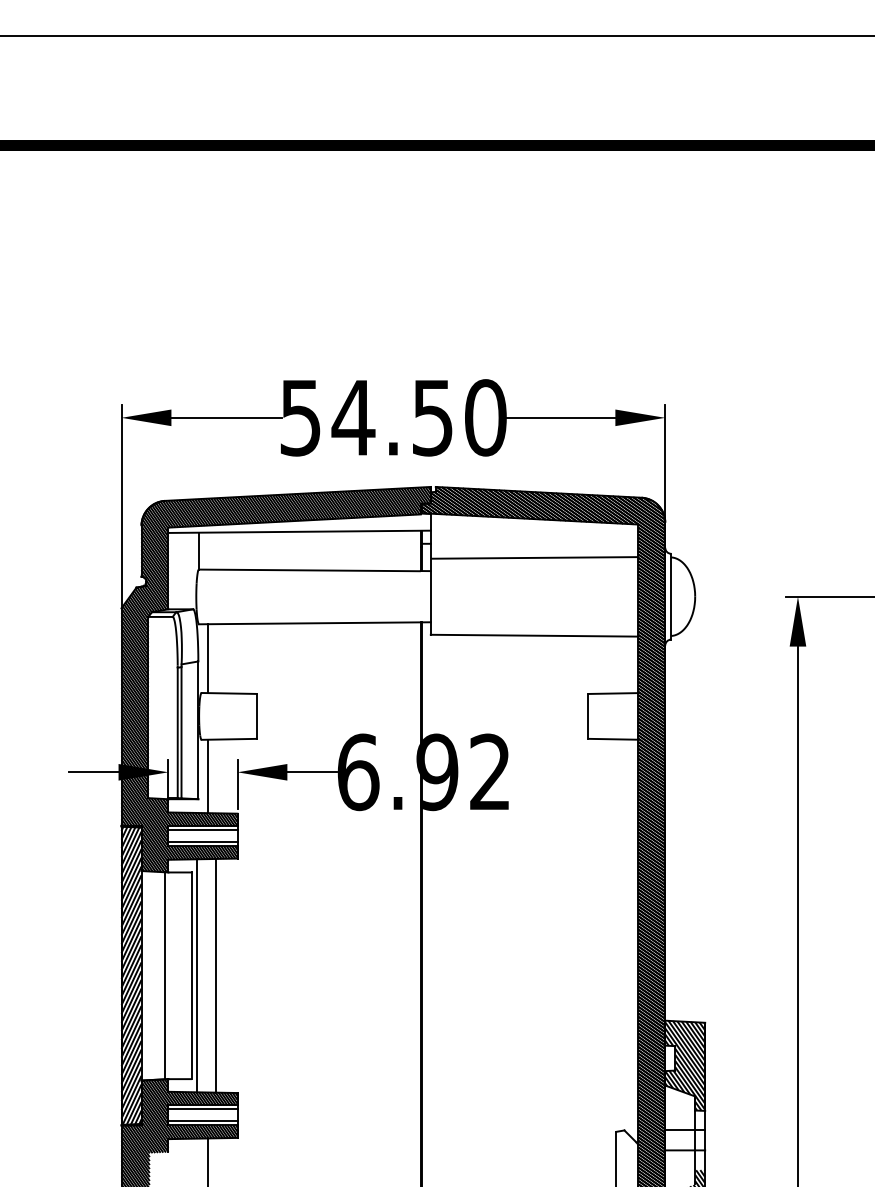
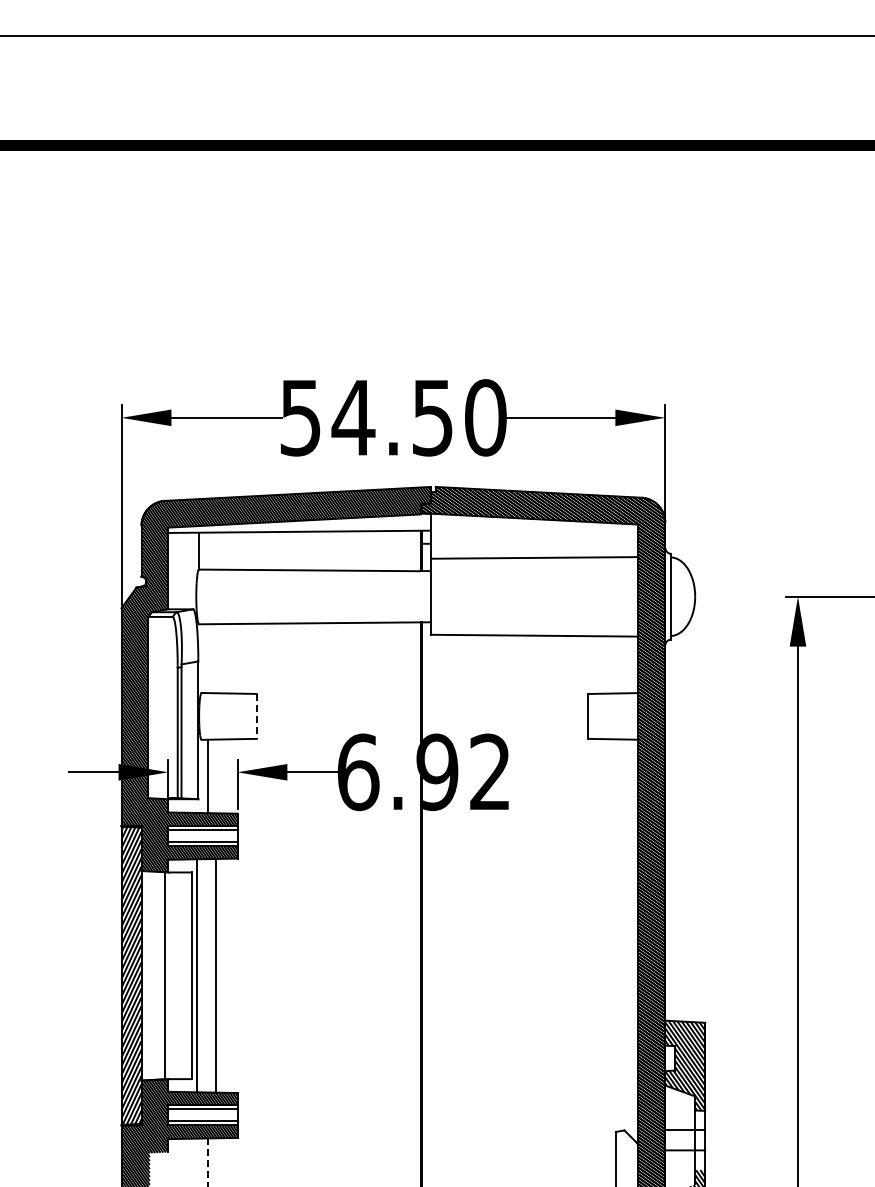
line: present -> none (208, 658)
line: solid -> dashed (256, 716)
line: solid -> dashed (208, 1162)
